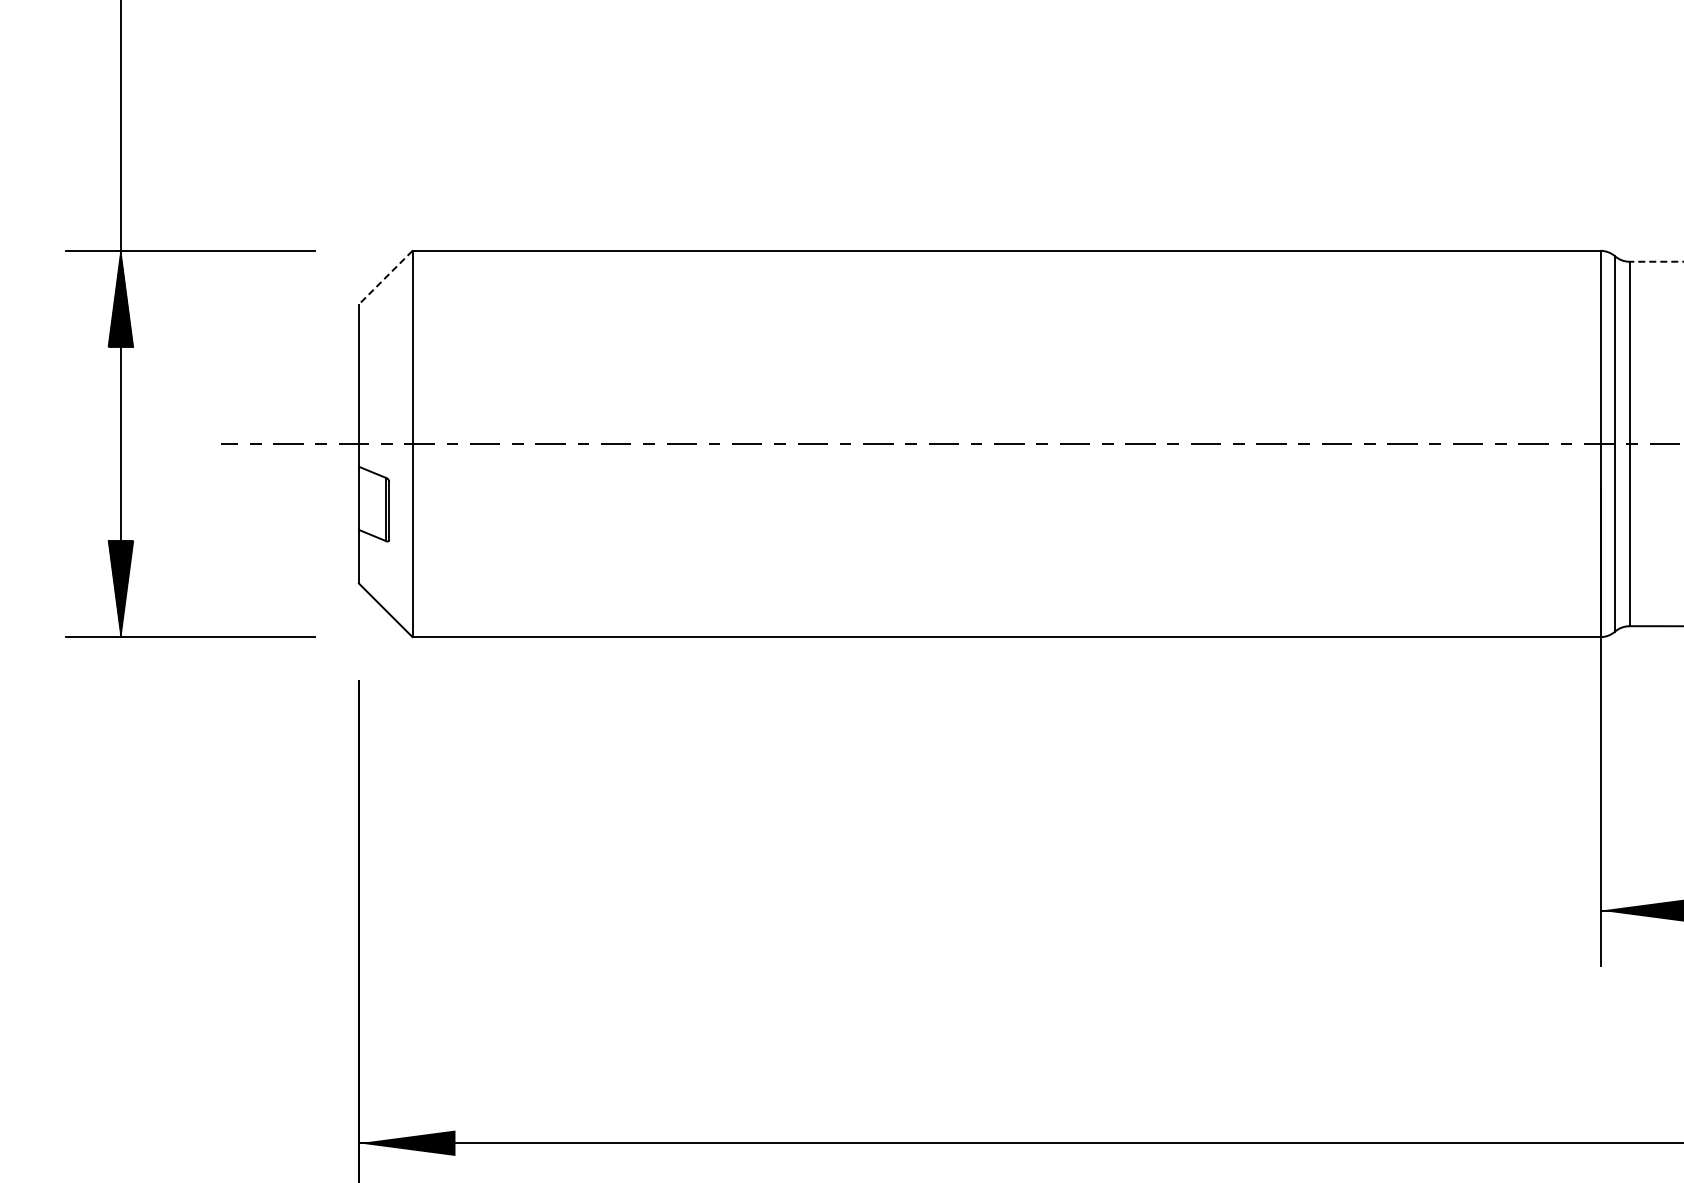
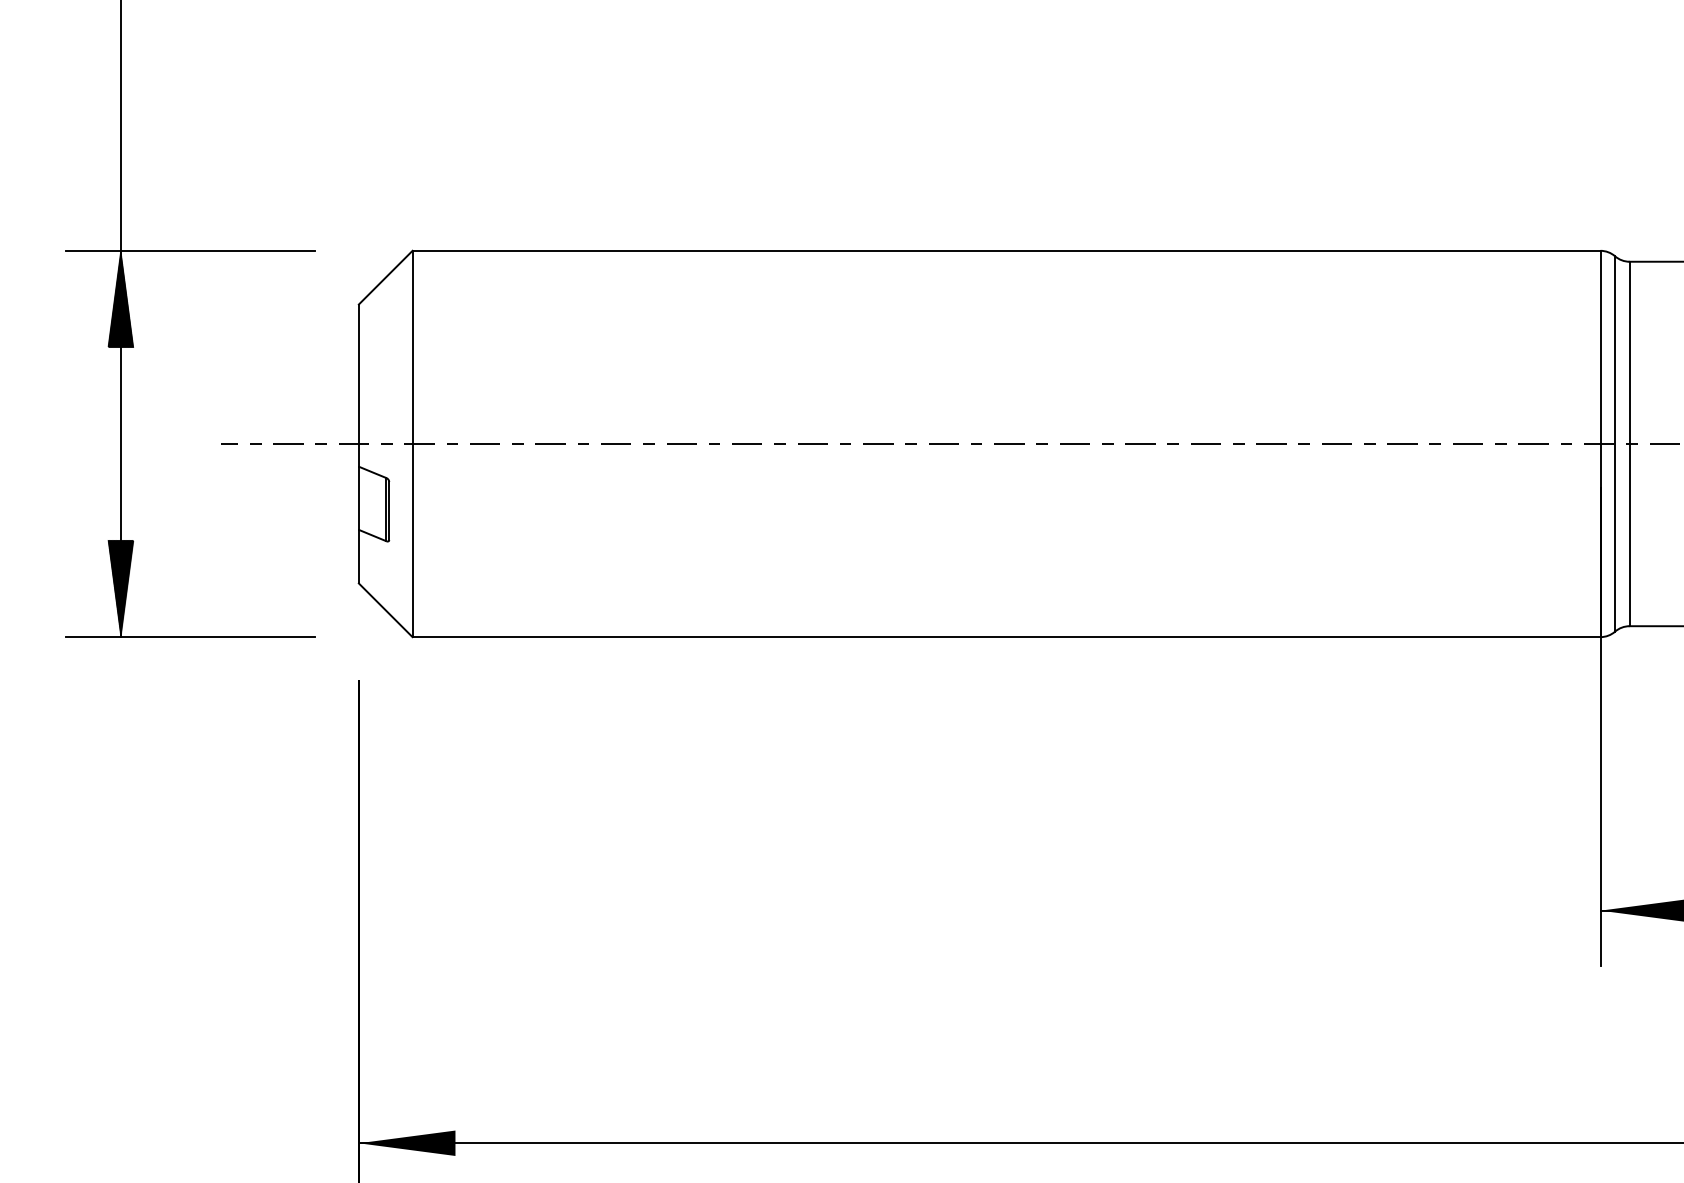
line: dashed -> solid (1656, 261)
line: dashed -> solid (385, 277)
